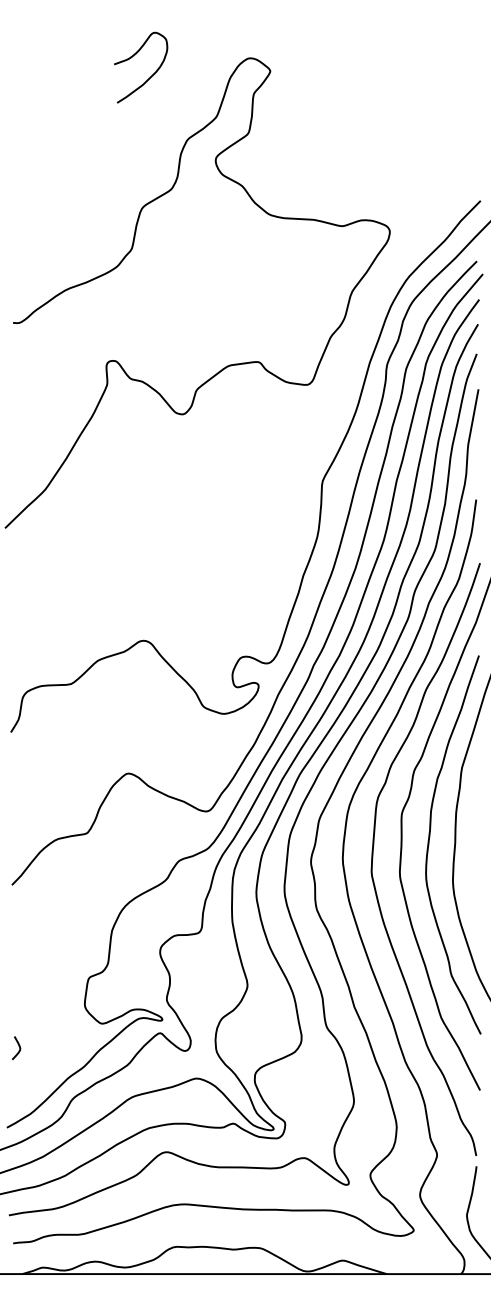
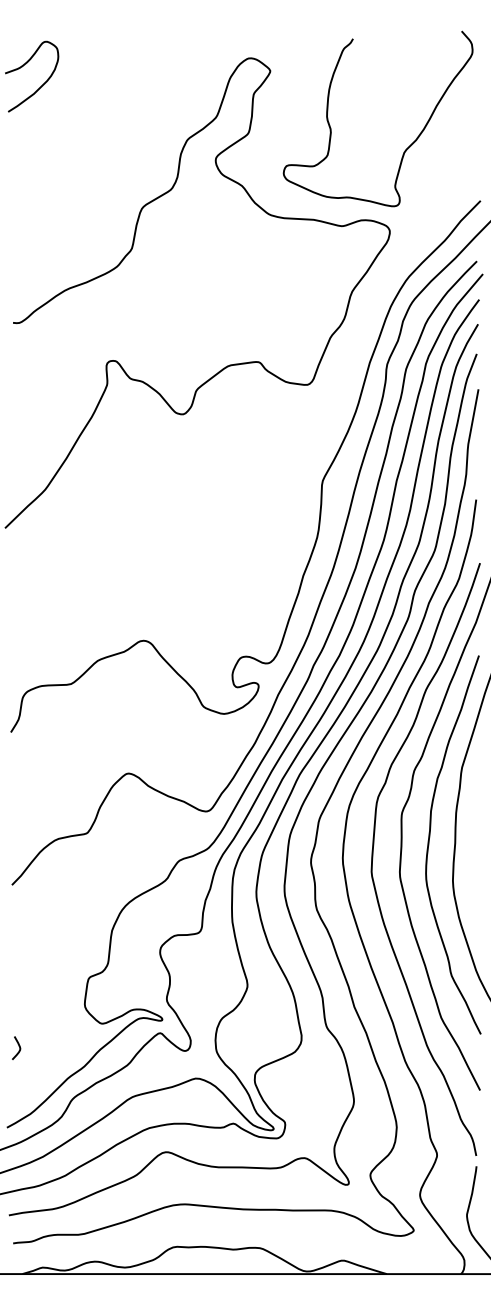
curve position: (150, 76) -> (41, 85) (41, 85)
curve: none -> present (407, 147)
